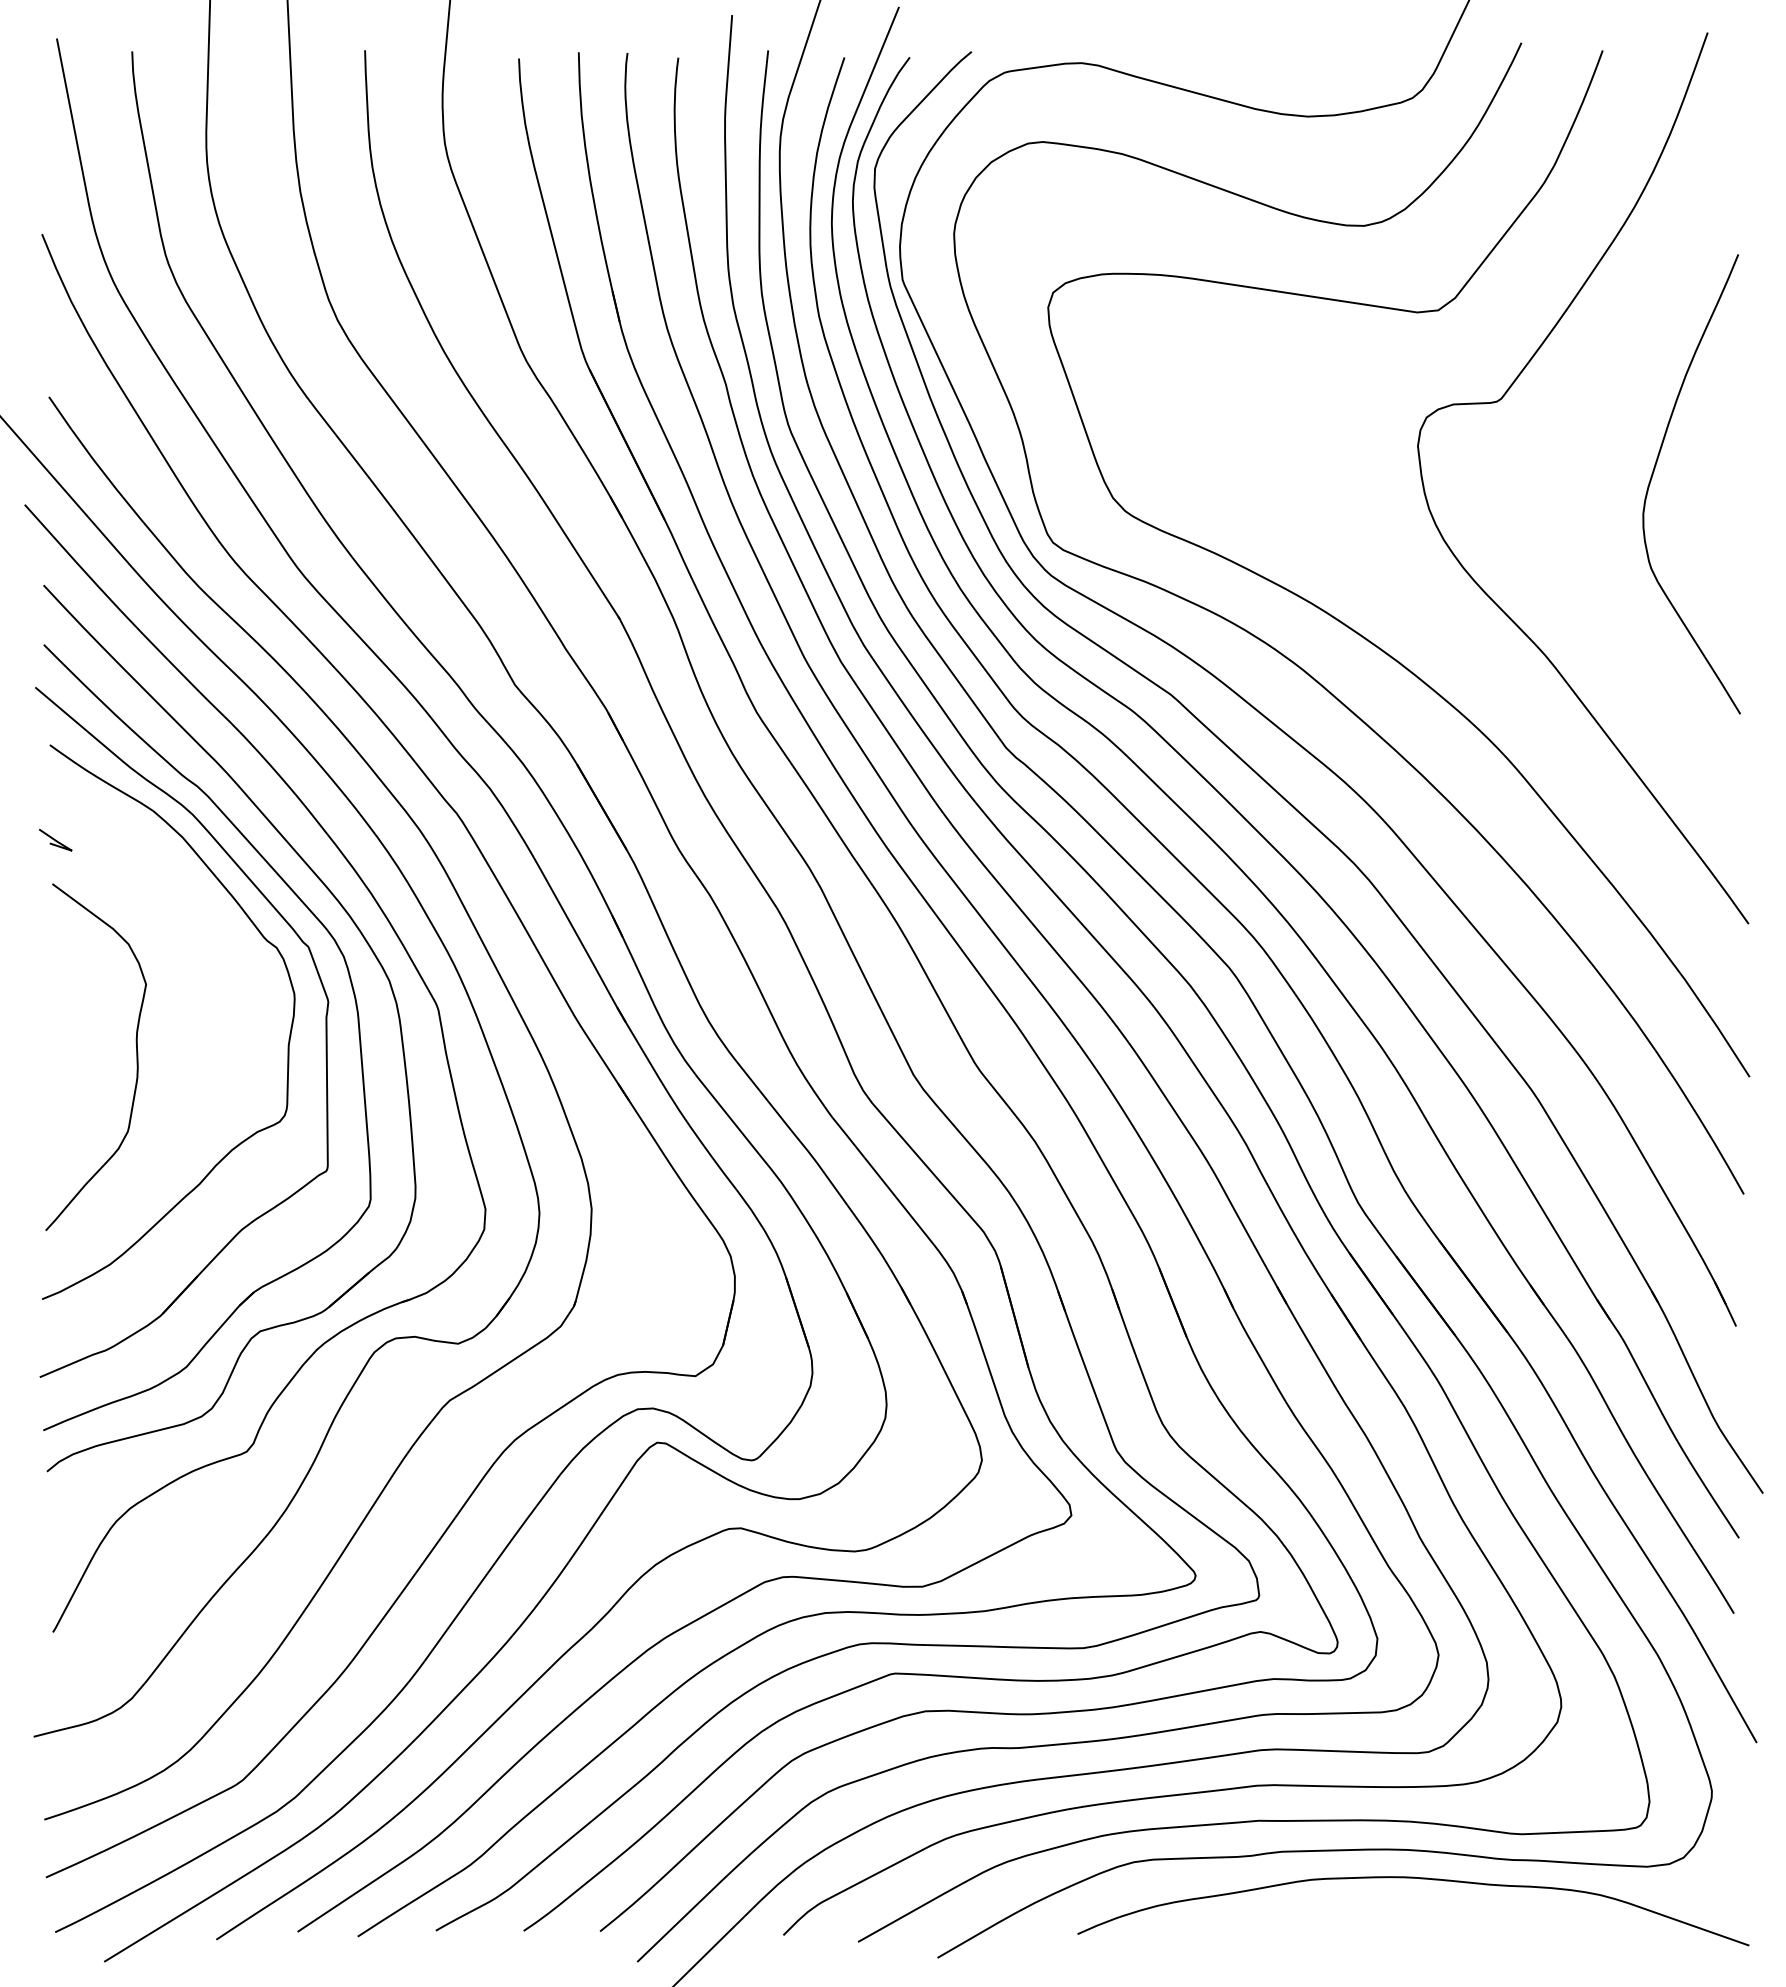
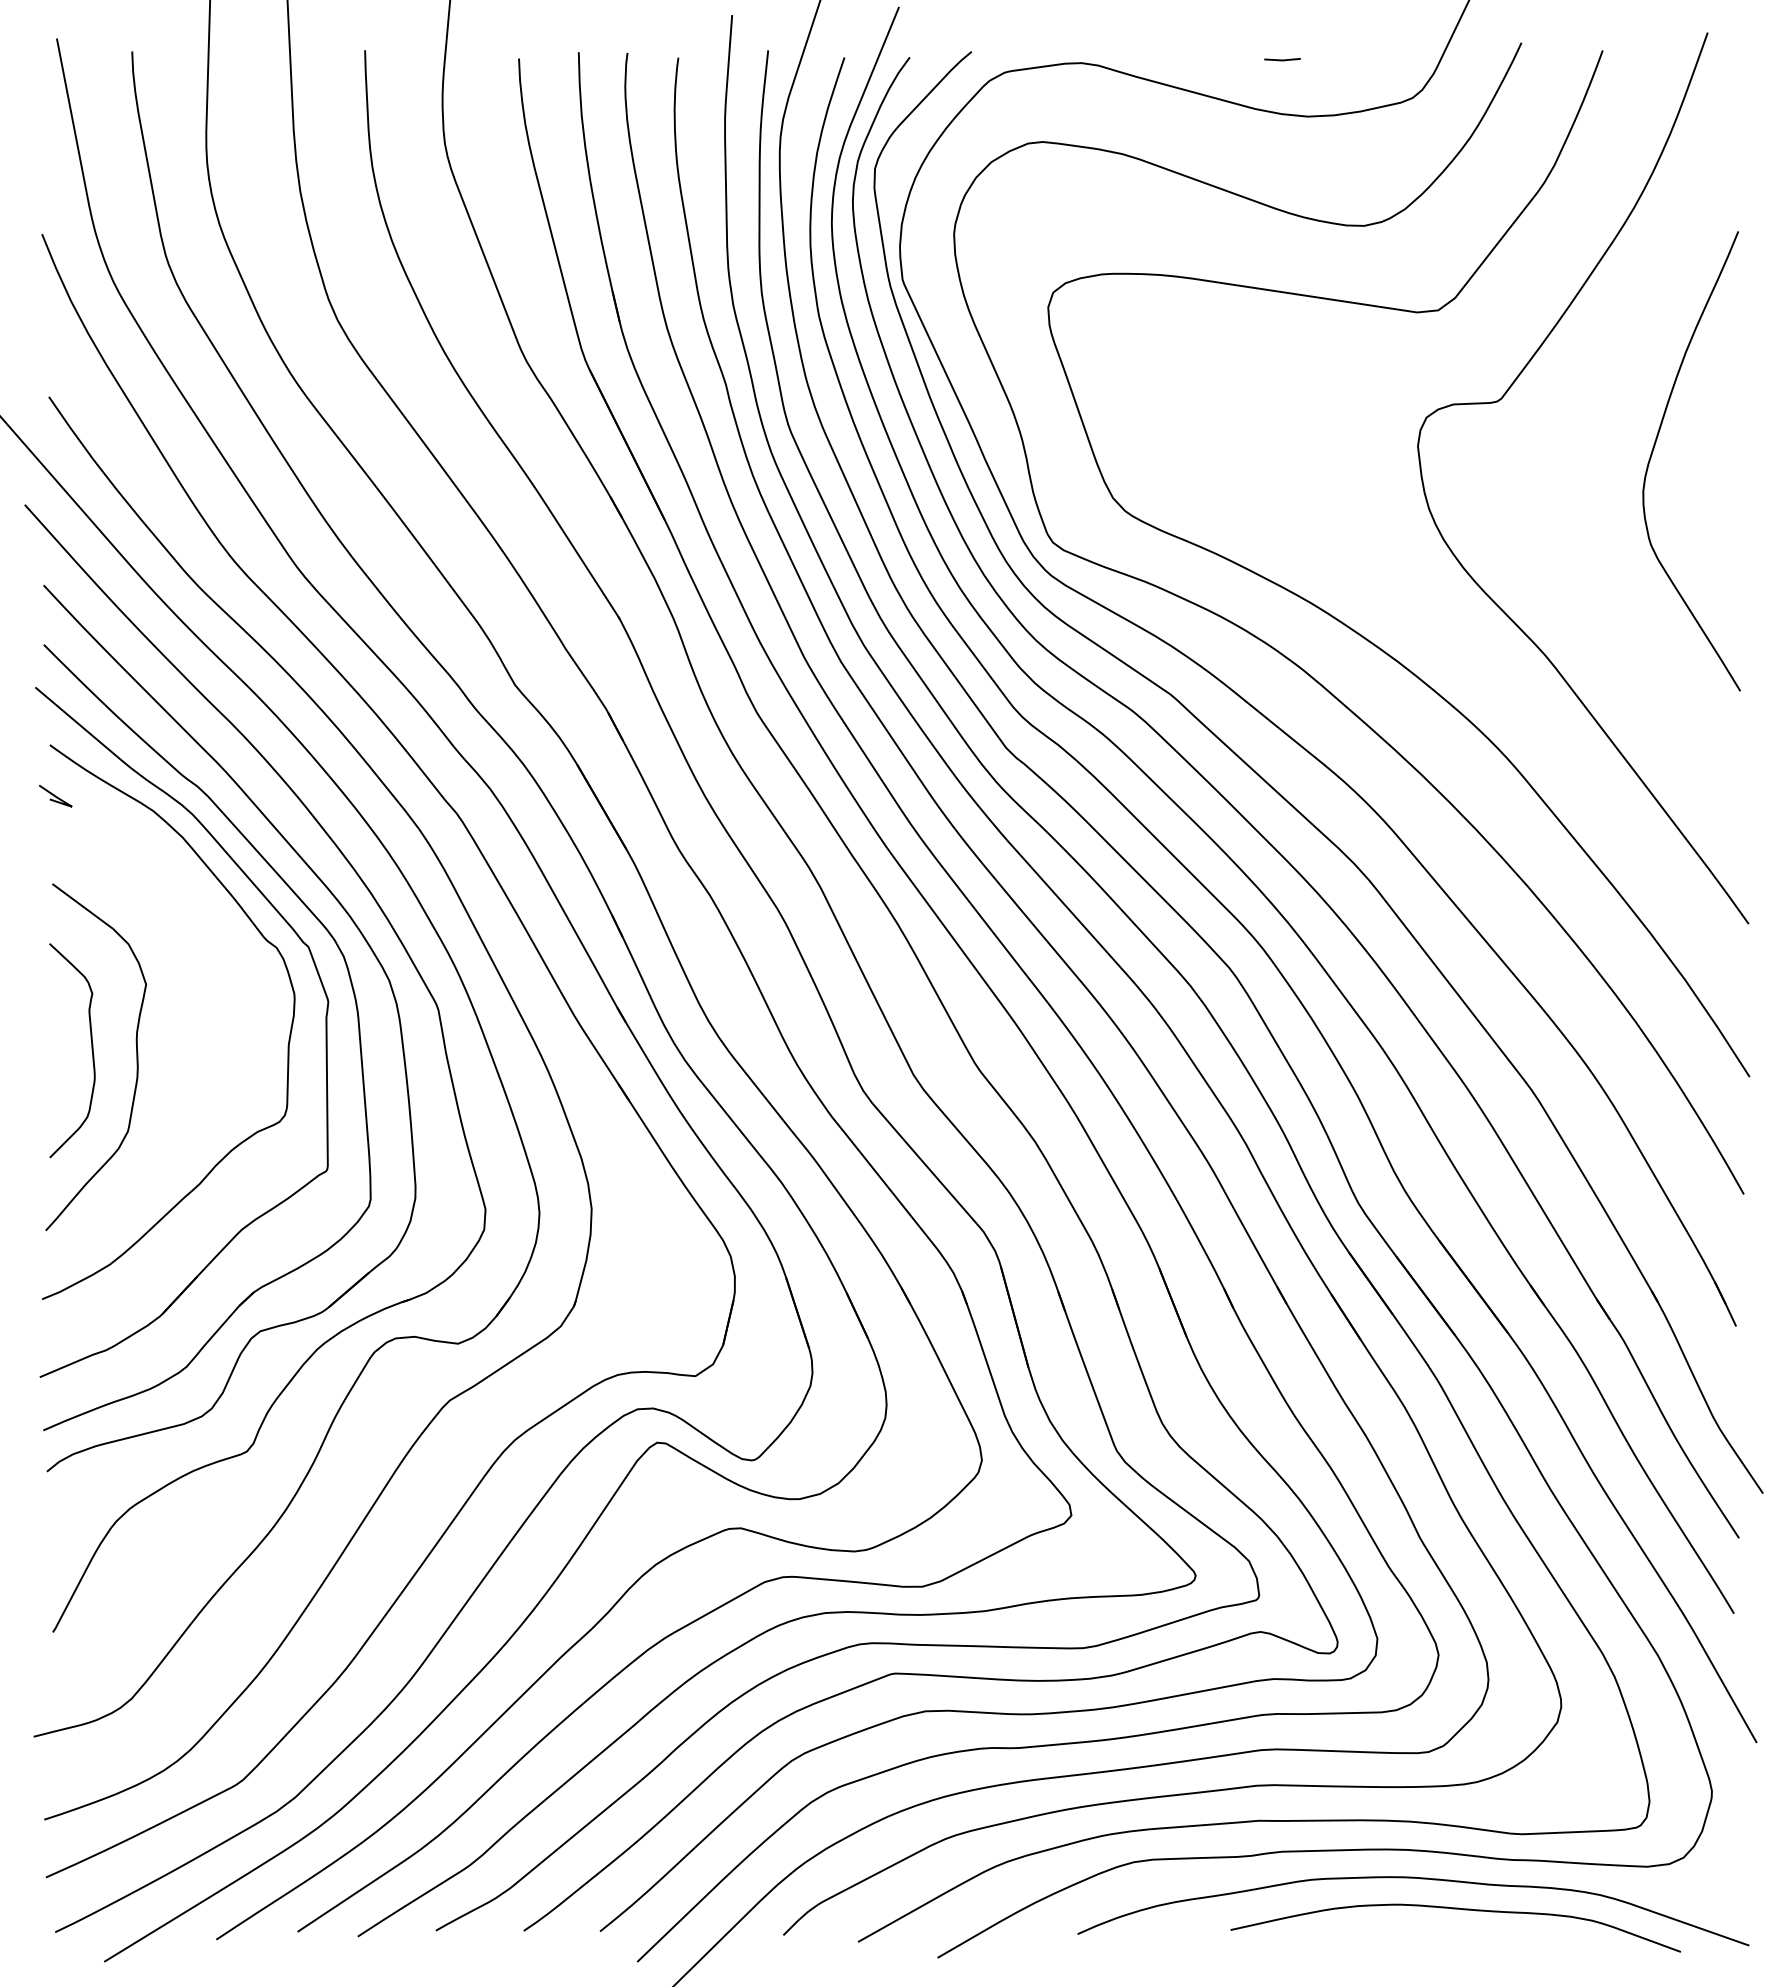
line: none -> present (1282, 59)
curve position: (1653, 475) -> (1653, 452) (1653, 452)
curve position: (55, 839) -> (55, 795) (55, 795)
curve: none -> present (91, 1050)
curve: none -> present (1455, 1909)
